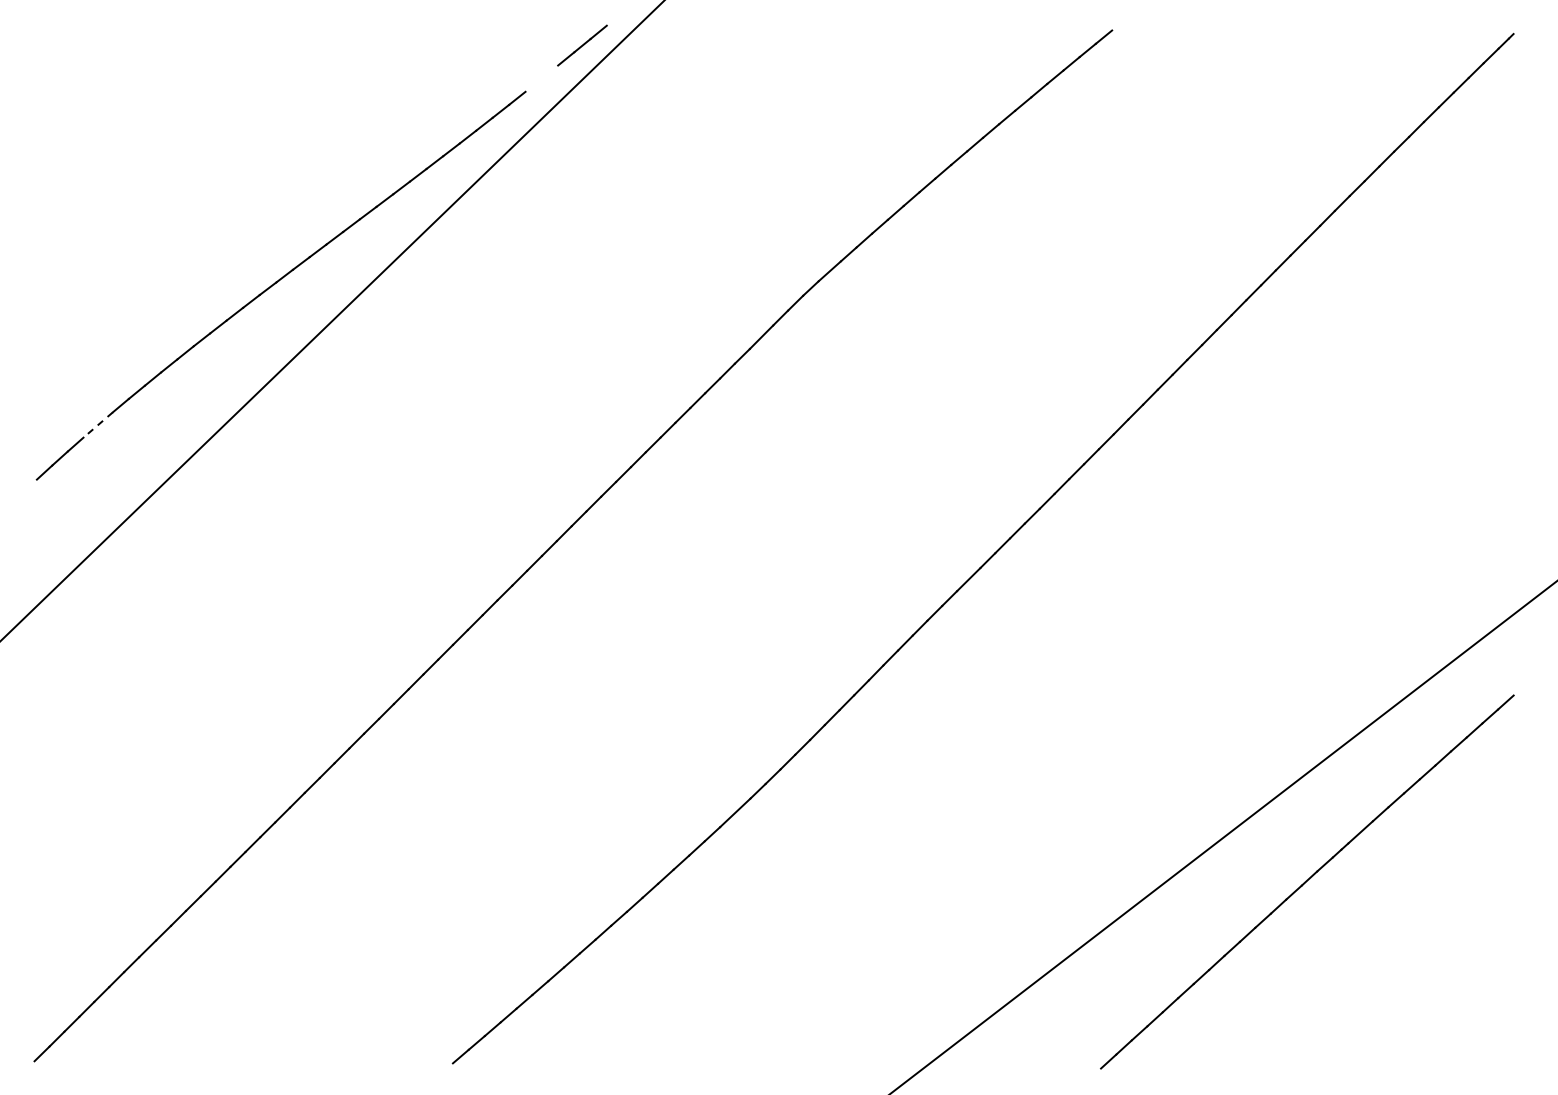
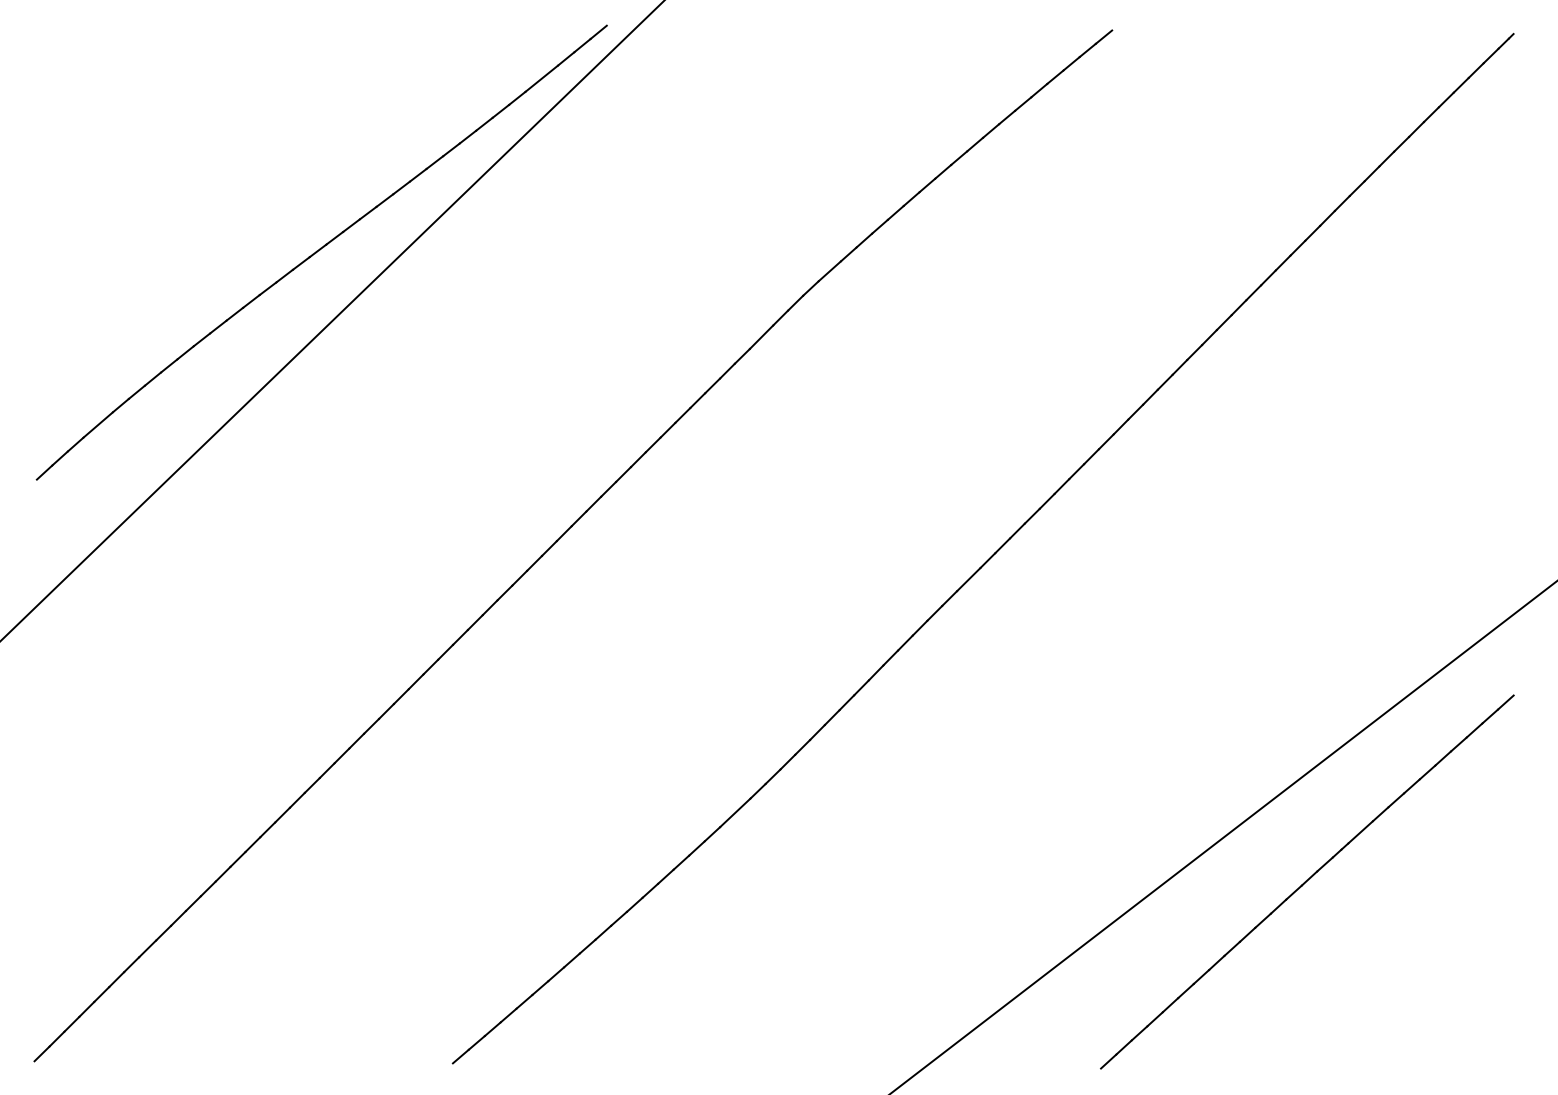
line: none -> present (541, 78)
line: dashed -> solid (97, 425)
